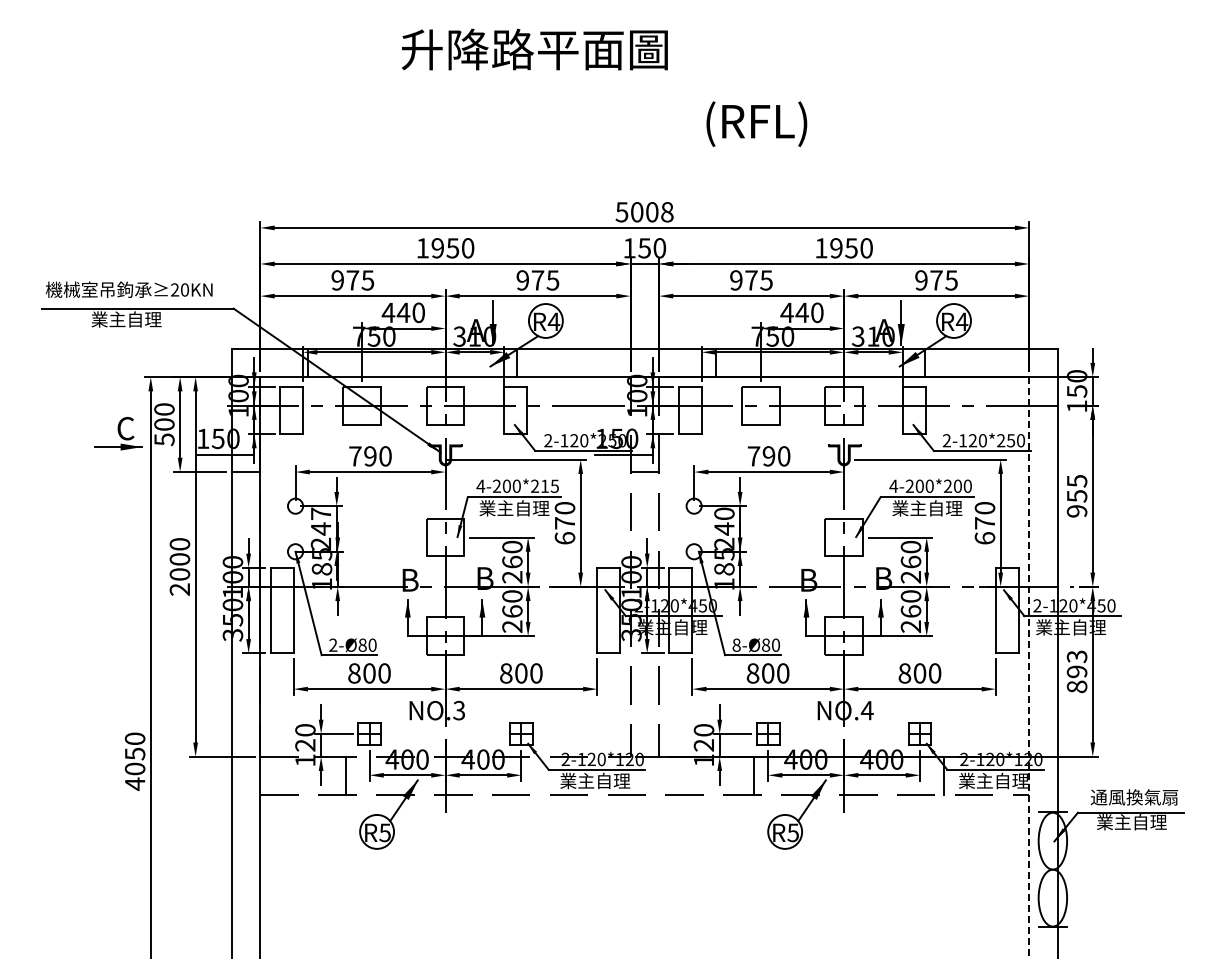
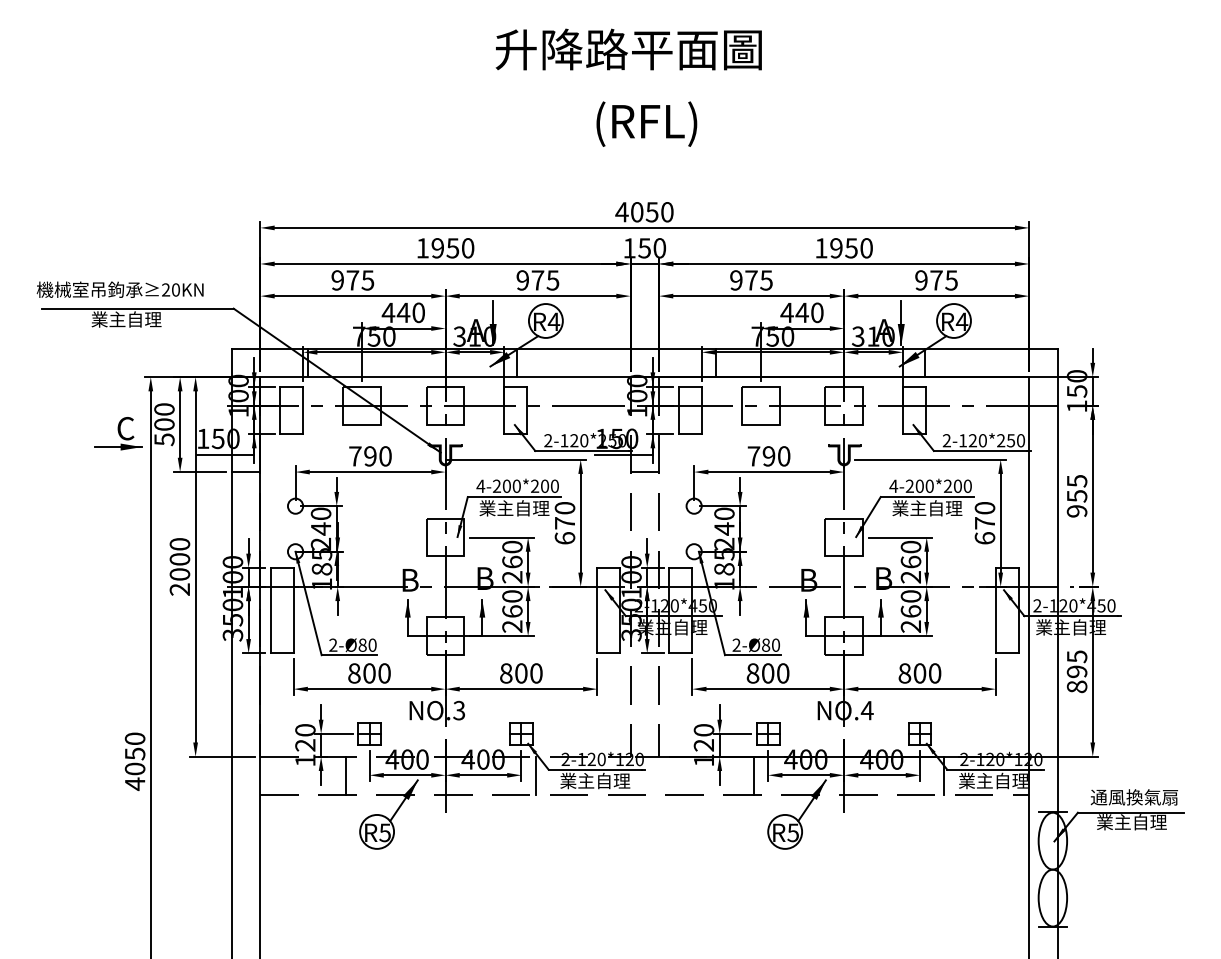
text position: (534, 49) -> (628, 49) (628, 49)
text position: (756, 123) -> (646, 123) (646, 123)
text: 5008 -> 4050 (644, 212)
text position: (128, 289) -> (119, 289) (119, 289)
text: 4-200*215 -> 4-200*200 (549, 485)
text: 247 -> 240 (320, 513)
text: 8-Ø80 -> 2-Ø80 (736, 644)
text: 893 -> 895 (1076, 656)
line: dashed -> solid (1029, 668)
line: none -> present (535, 775)
